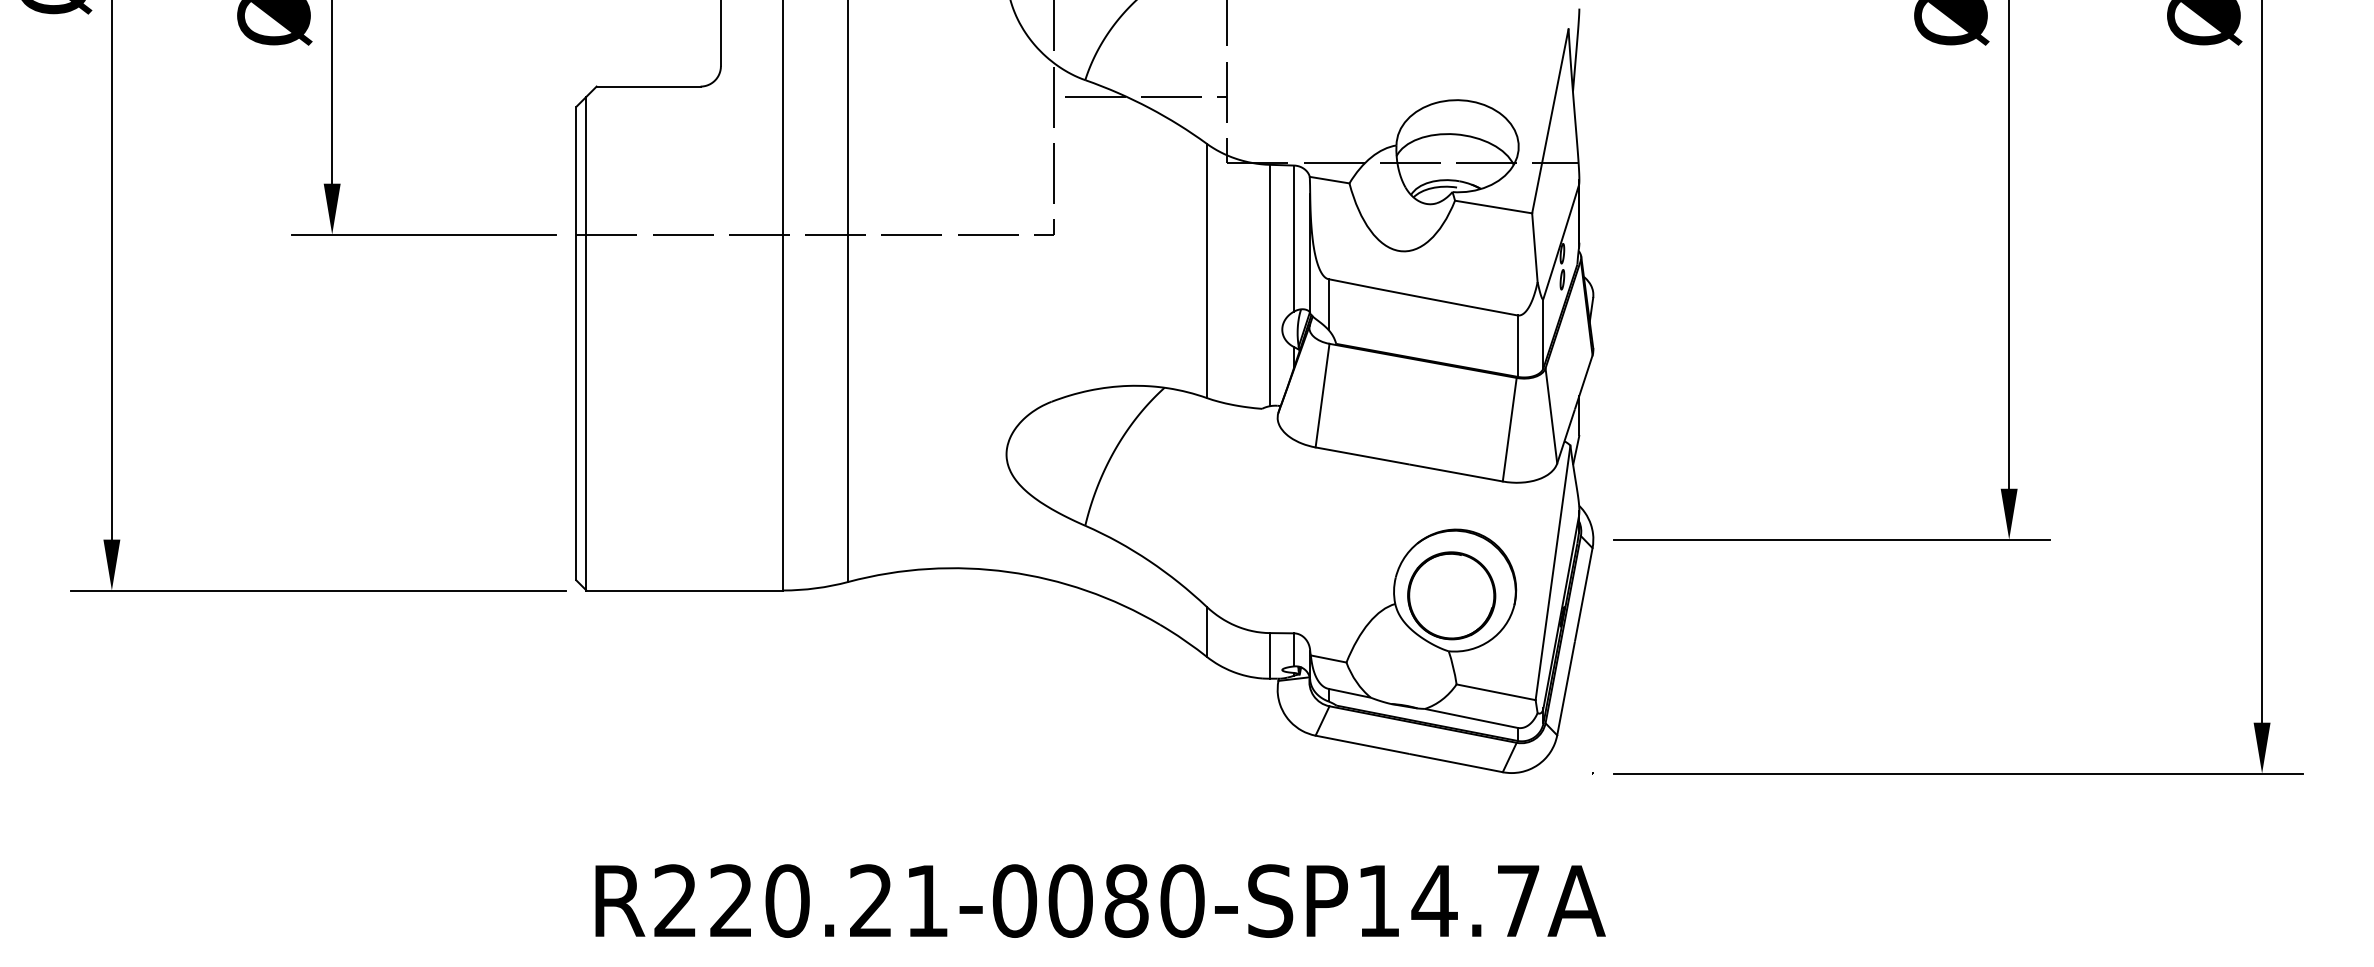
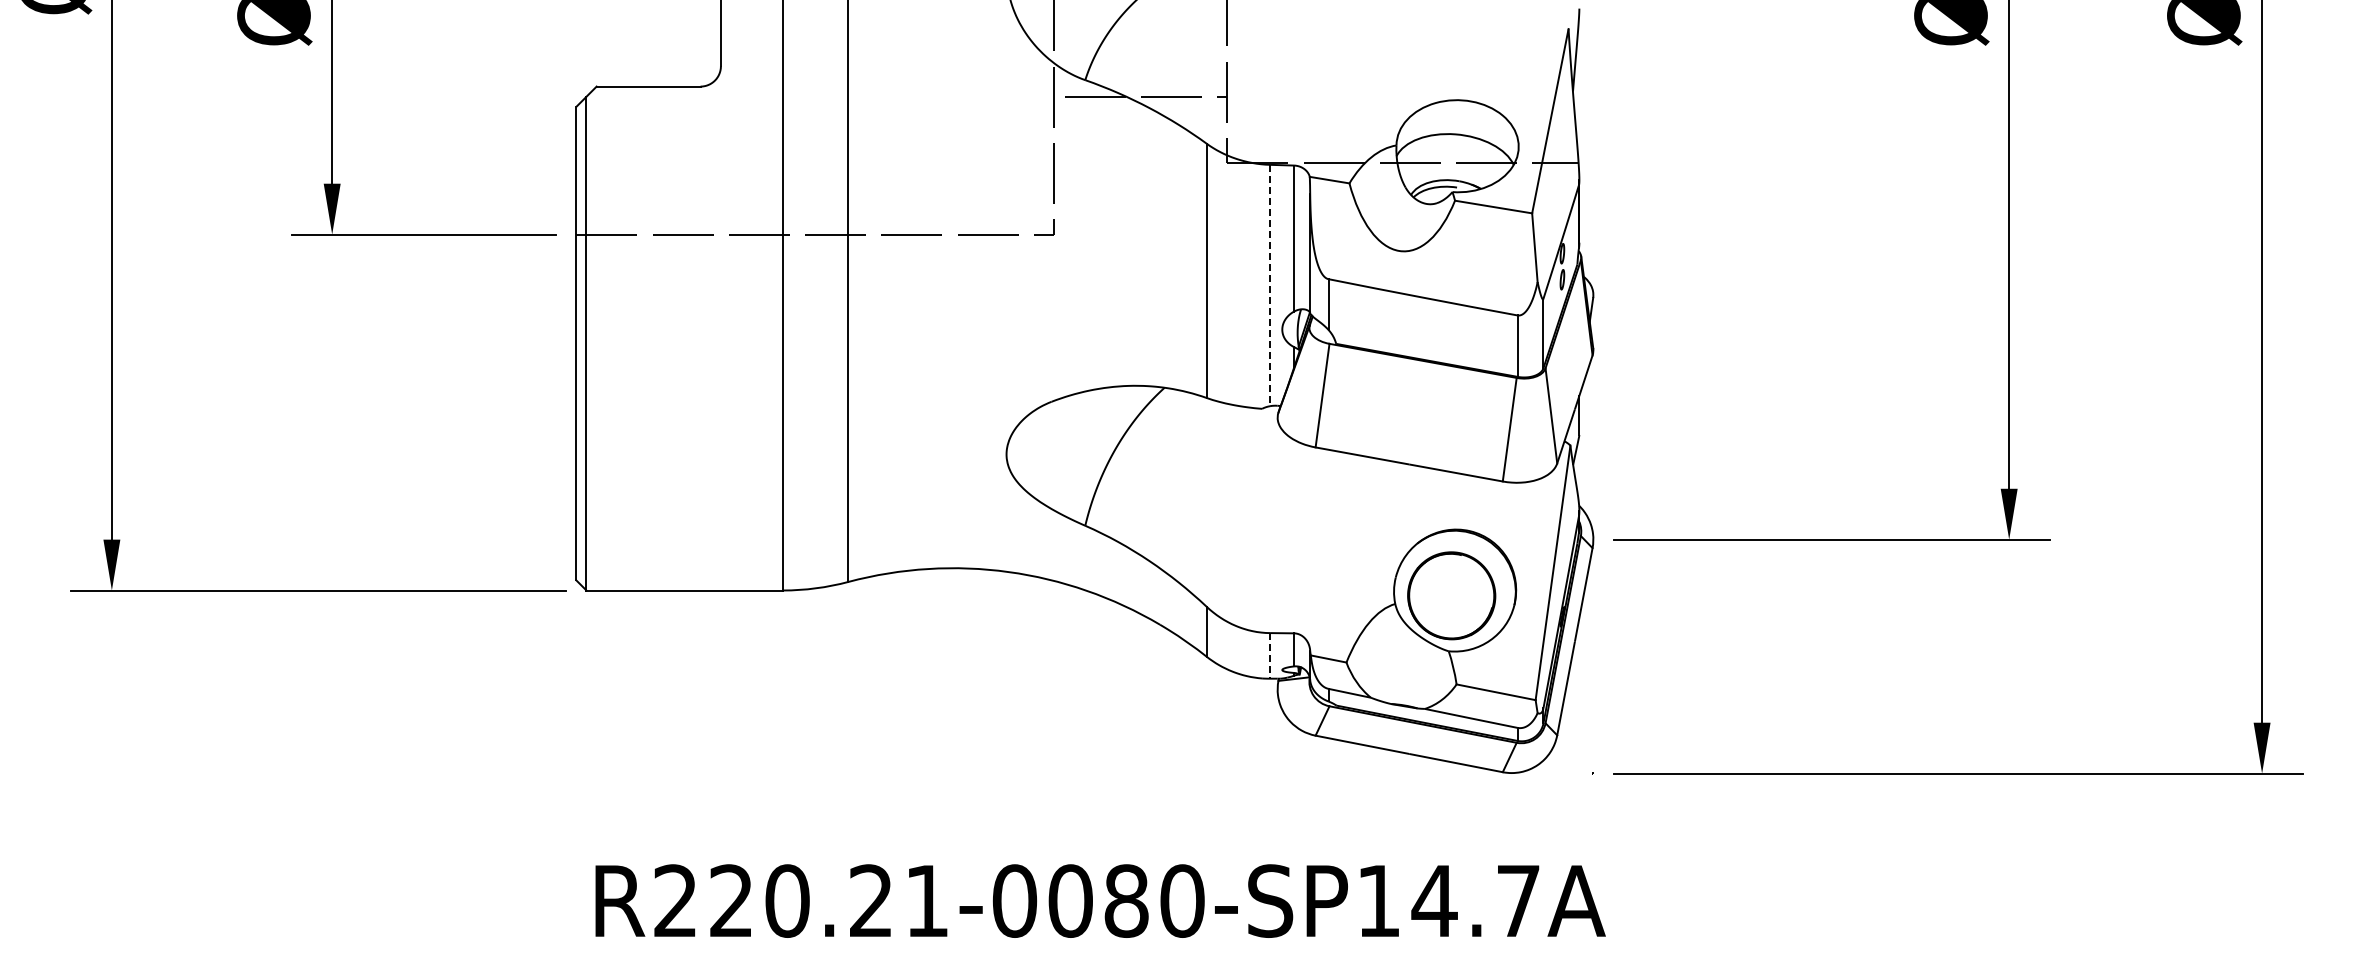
line: solid -> dashed (1270, 285)
line: solid -> dashed (1270, 655)
